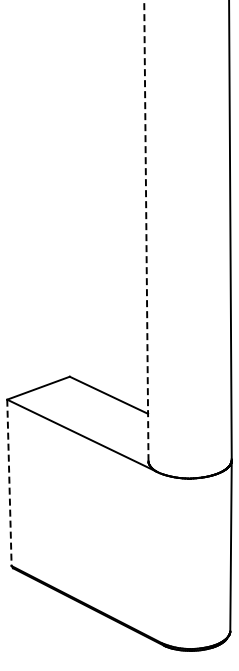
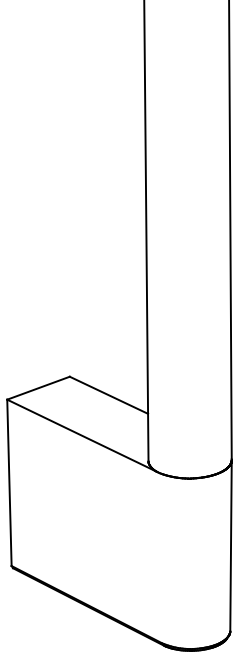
line: dashed -> solid (146, 230)
line: dashed -> solid (9, 483)
